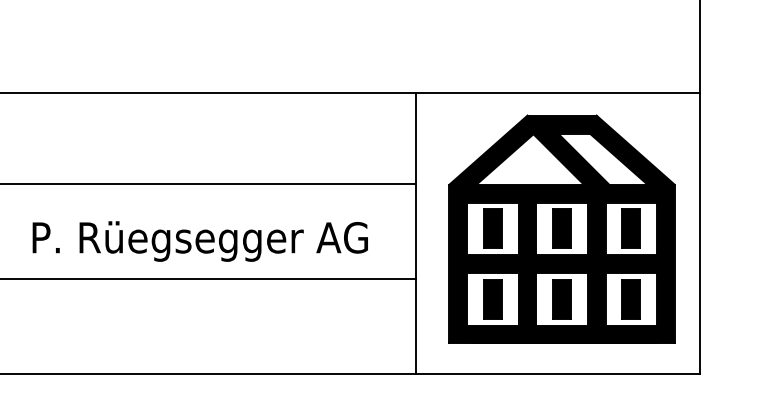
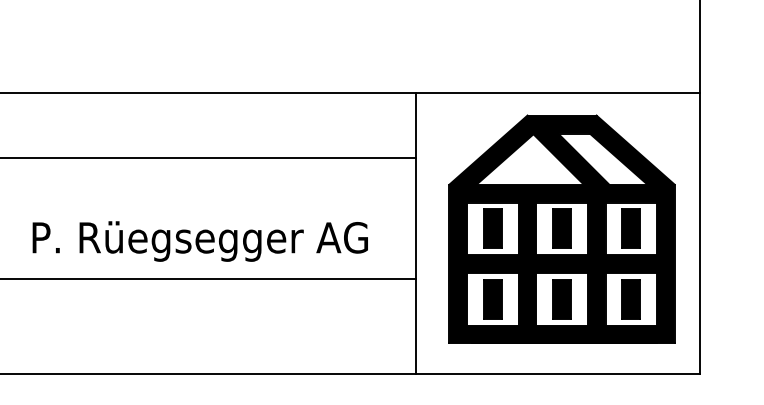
line position: (209, 183) -> (209, 157) (209, 157)
